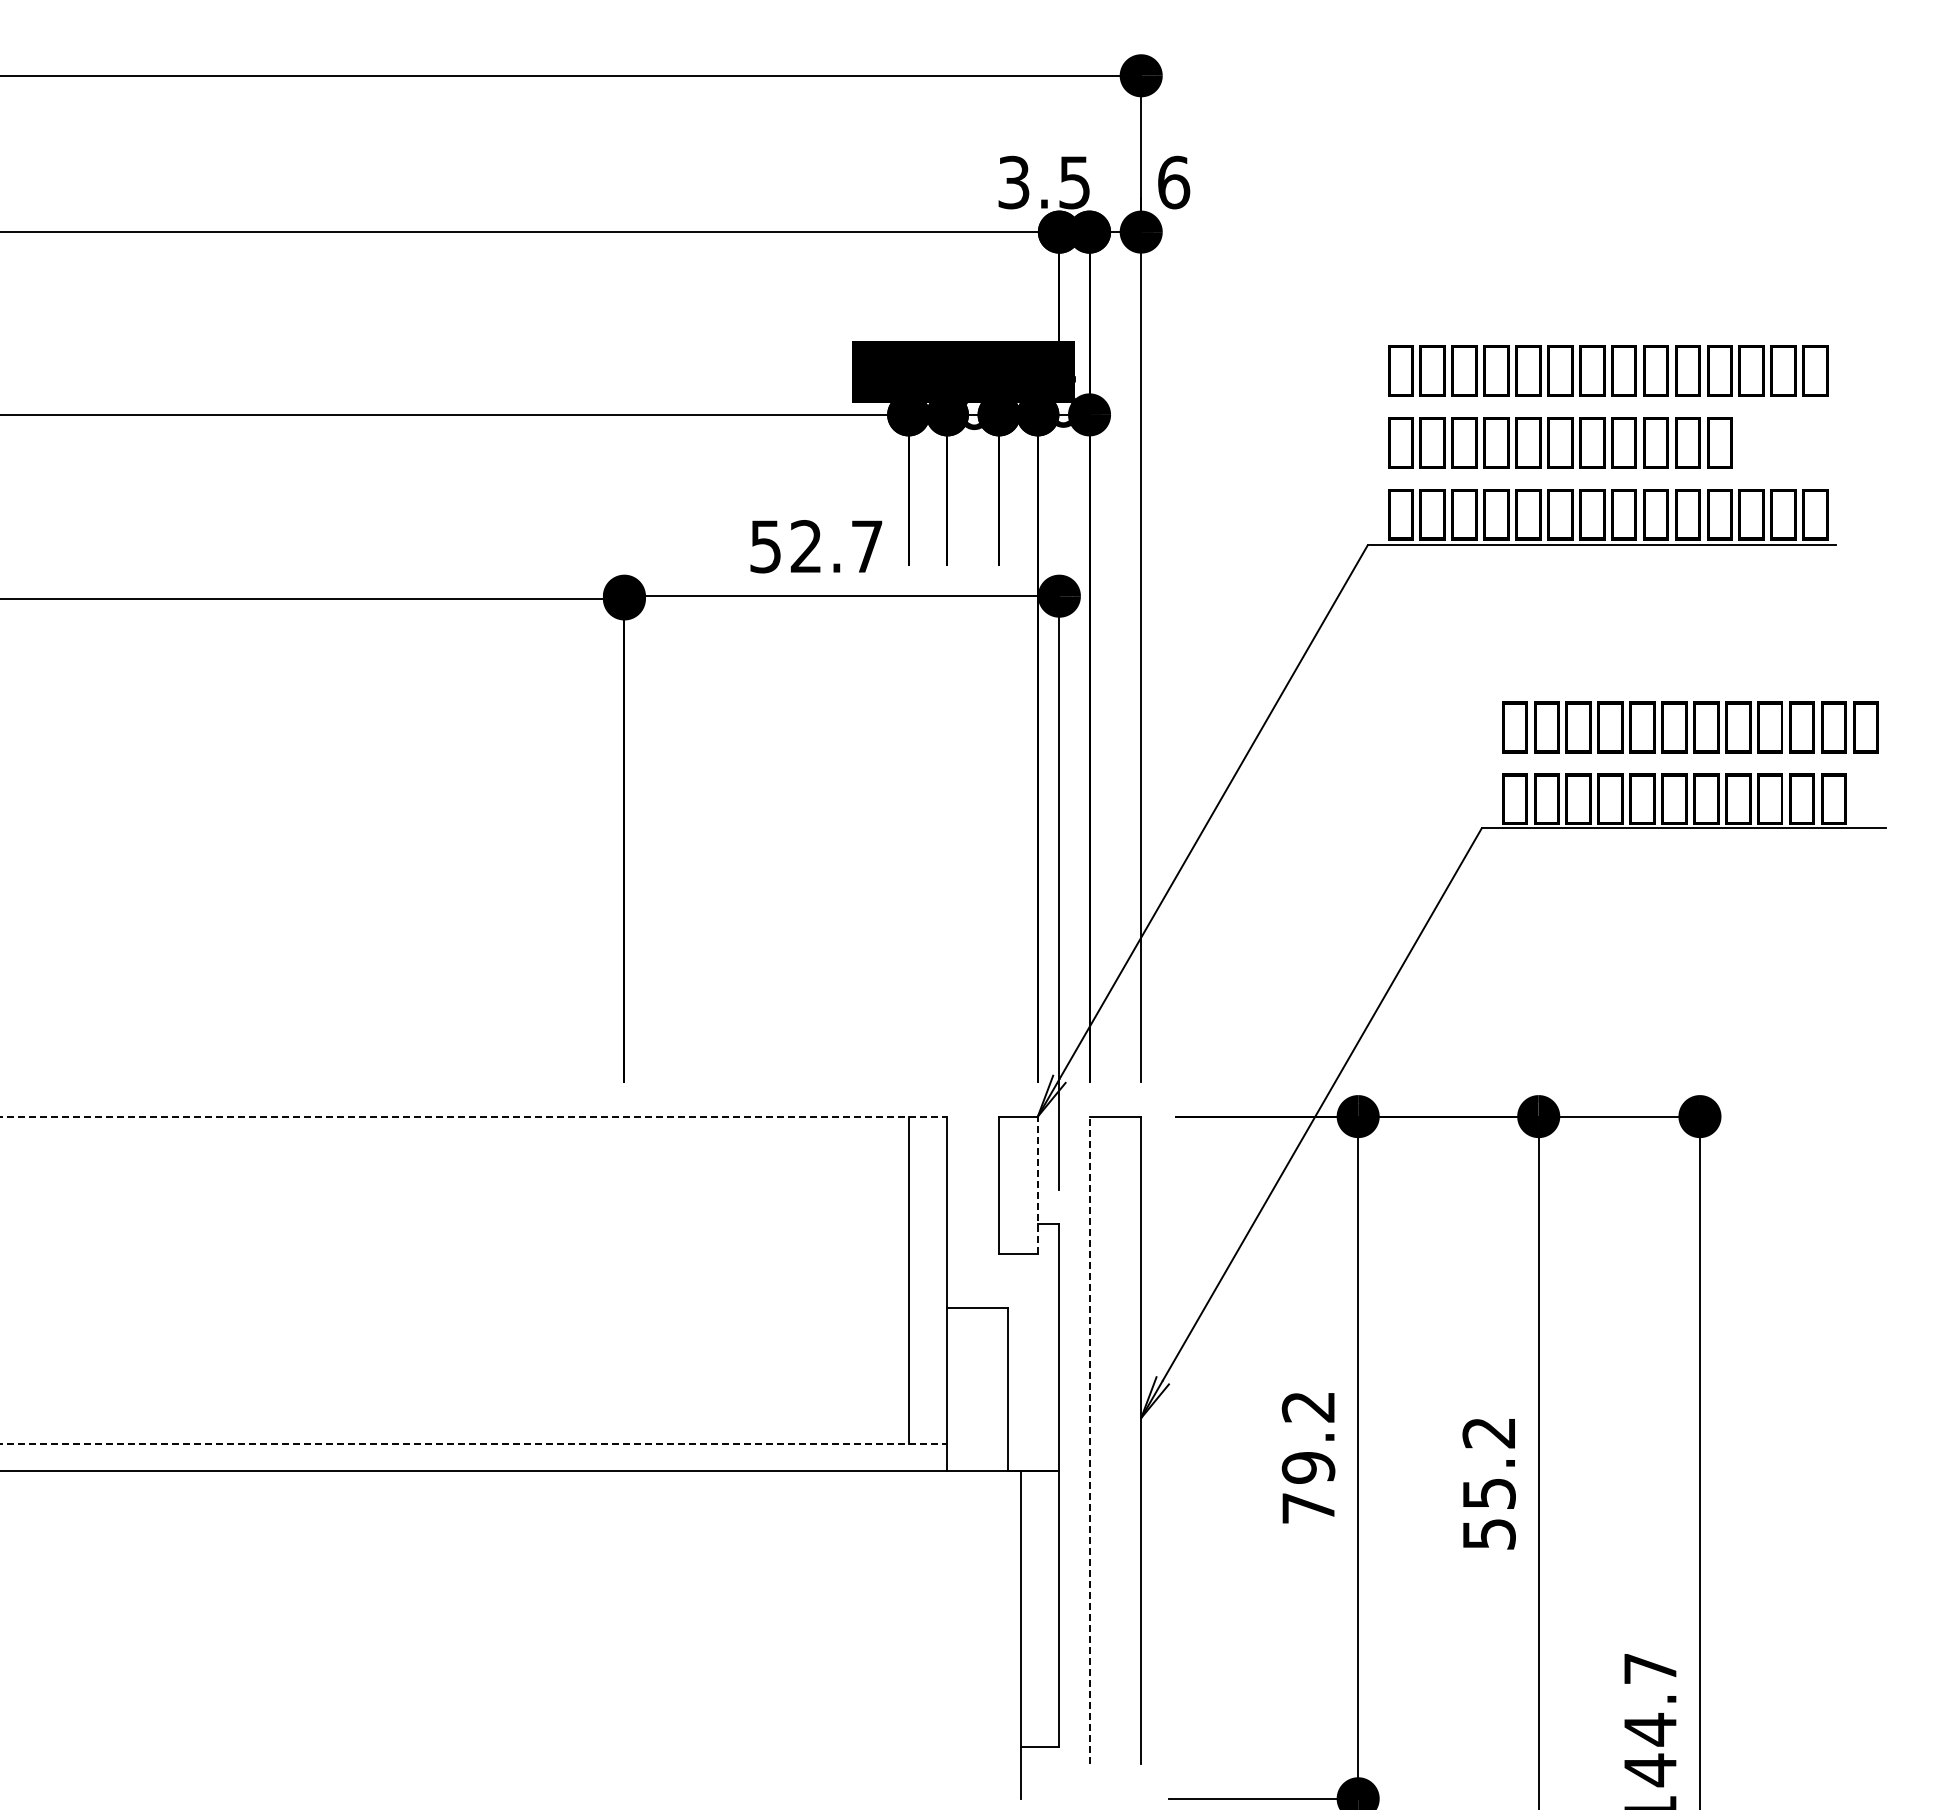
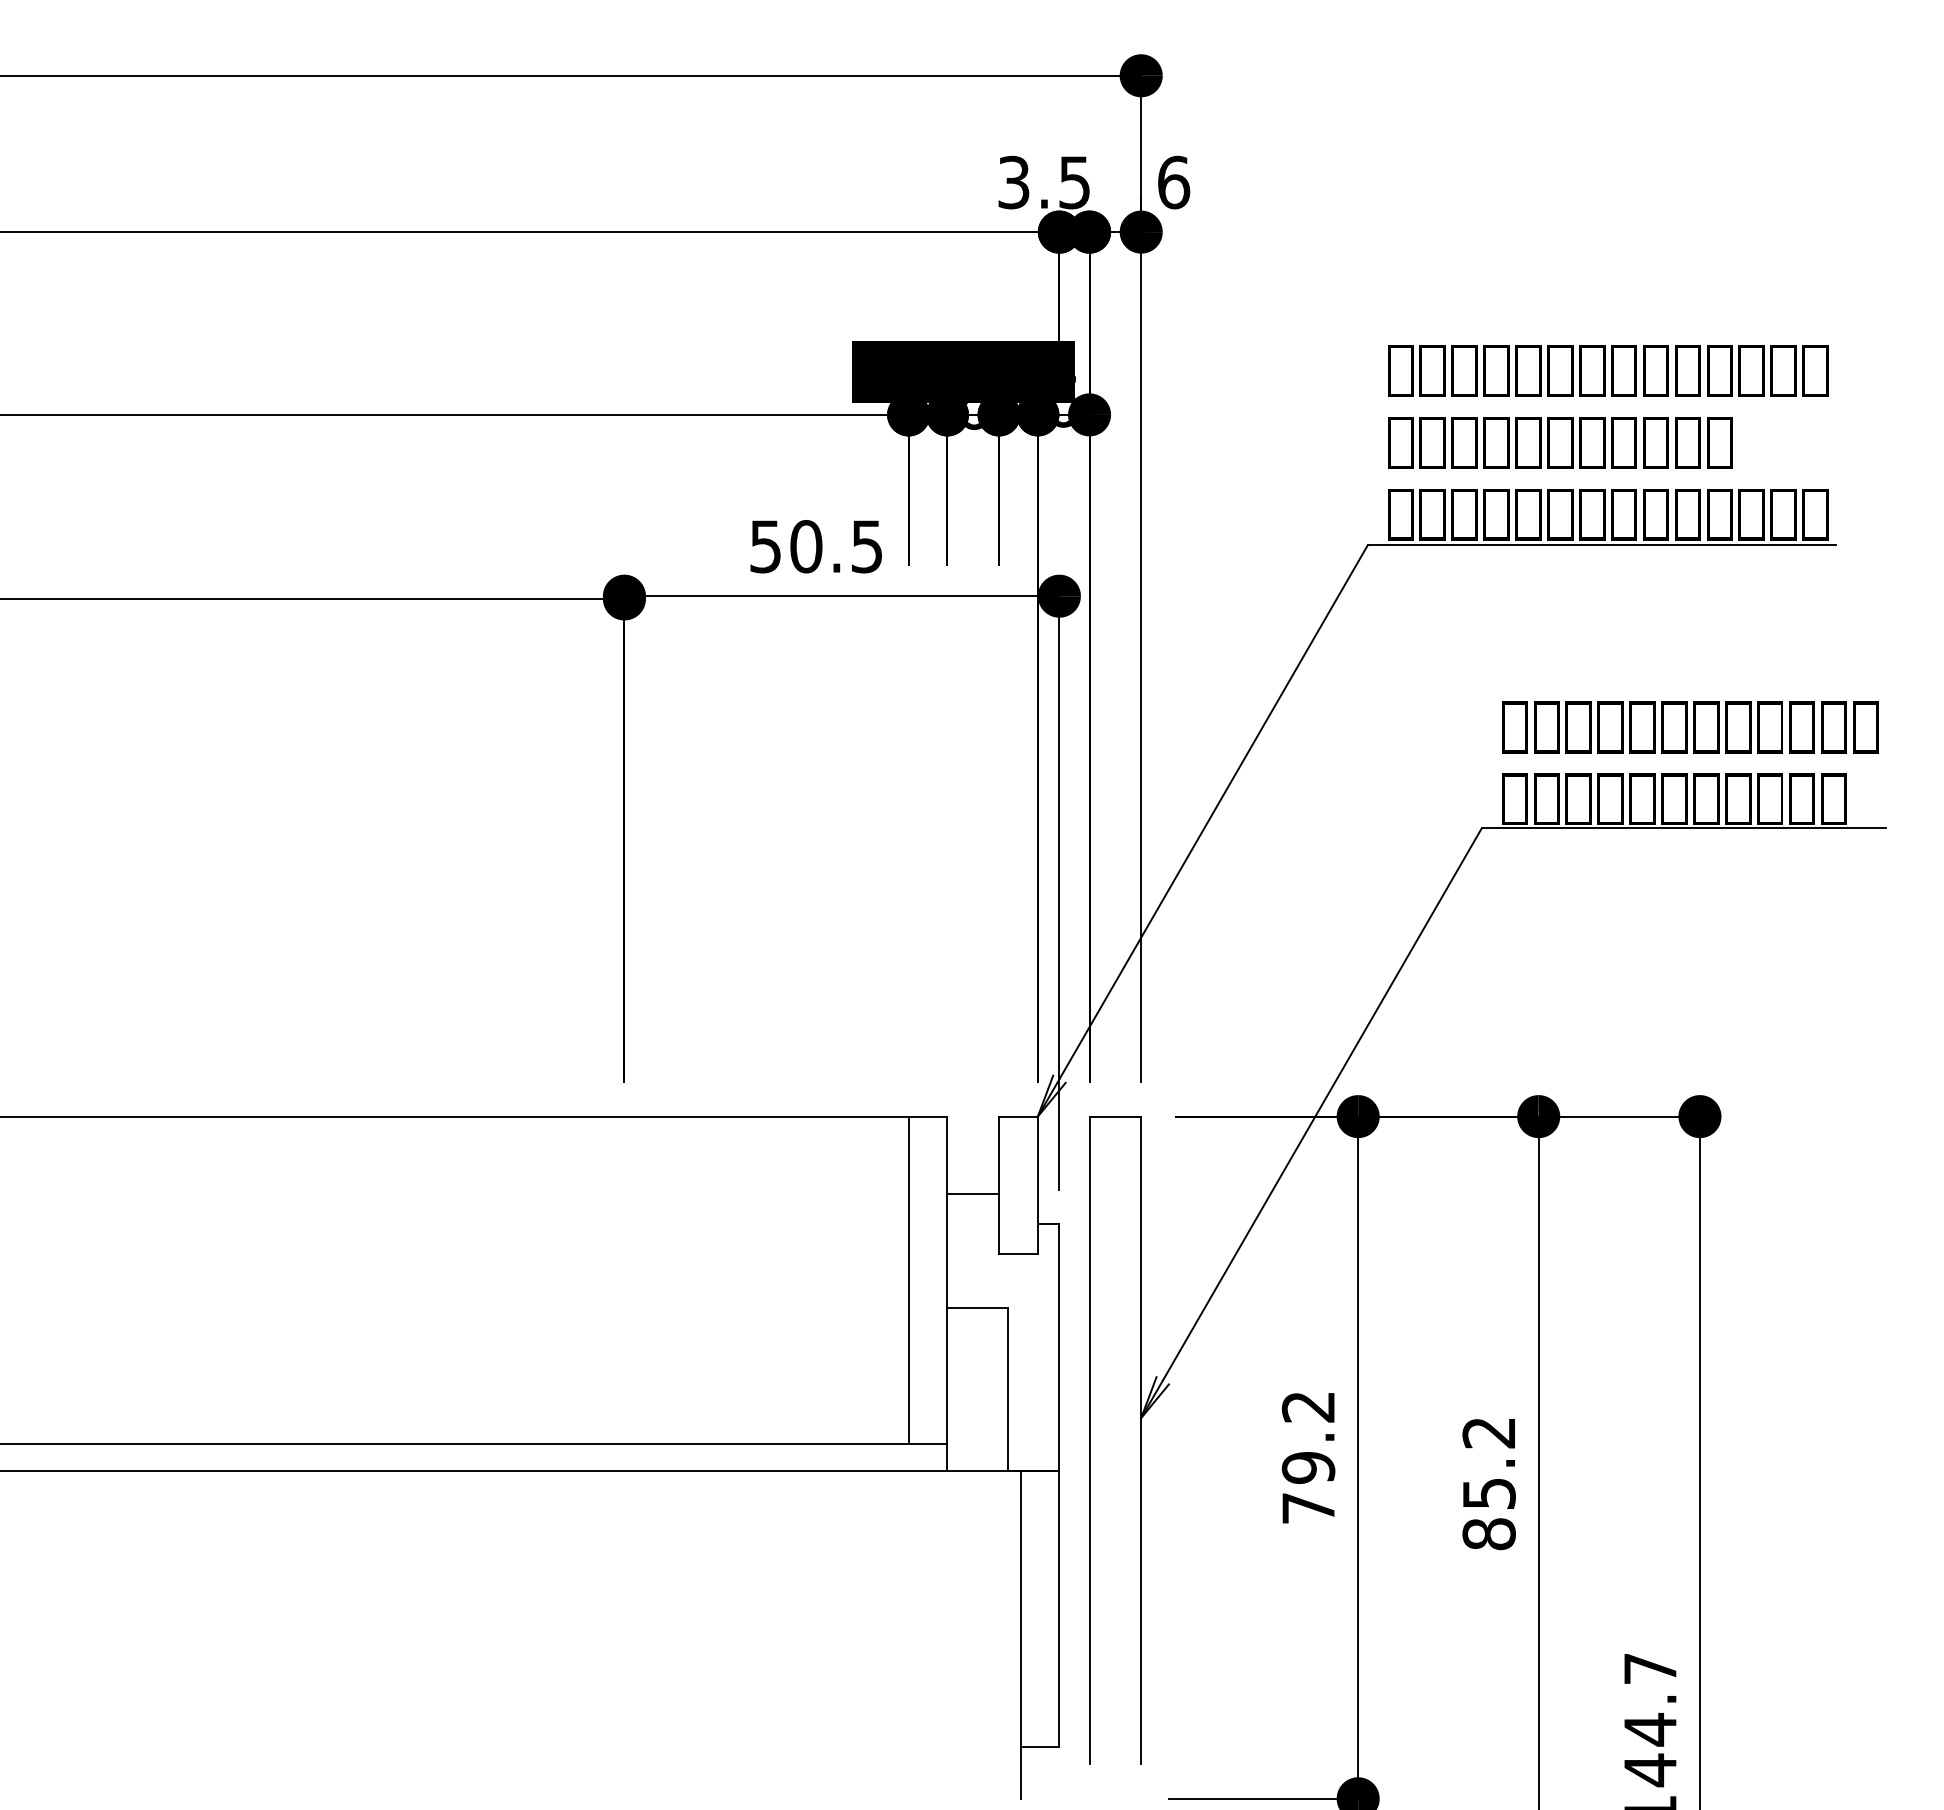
text: 52.7 -> 50.5 (836, 546)
line: dashed -> solid (474, 1116)
line: dashed -> solid (1037, 1185)
line: none -> present (973, 1194)
line: dashed -> solid (1089, 1440)
line: dashed -> solid (474, 1443)
text: 55.2 -> 85.2 (1488, 1534)
